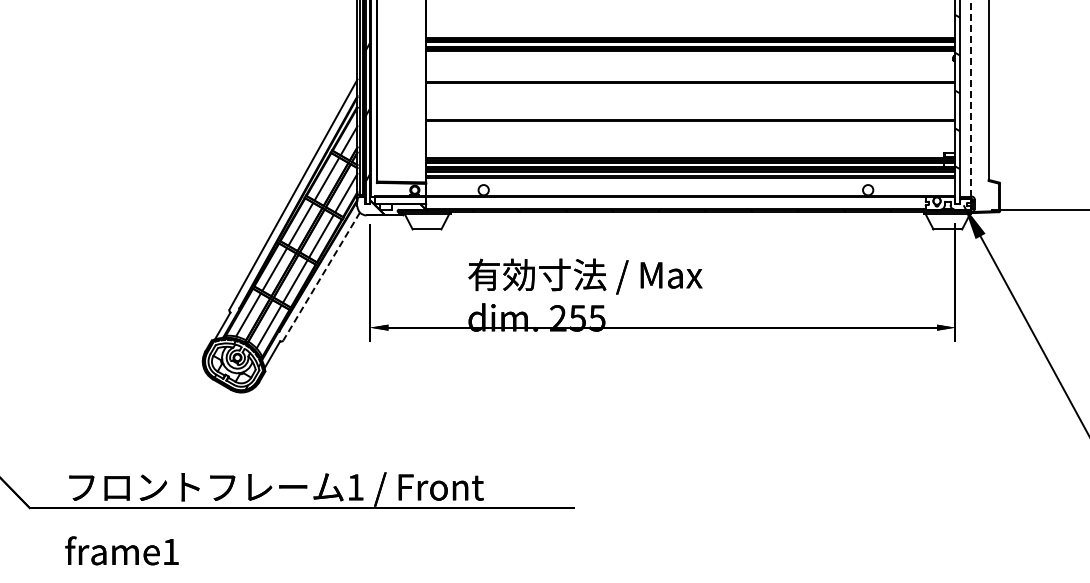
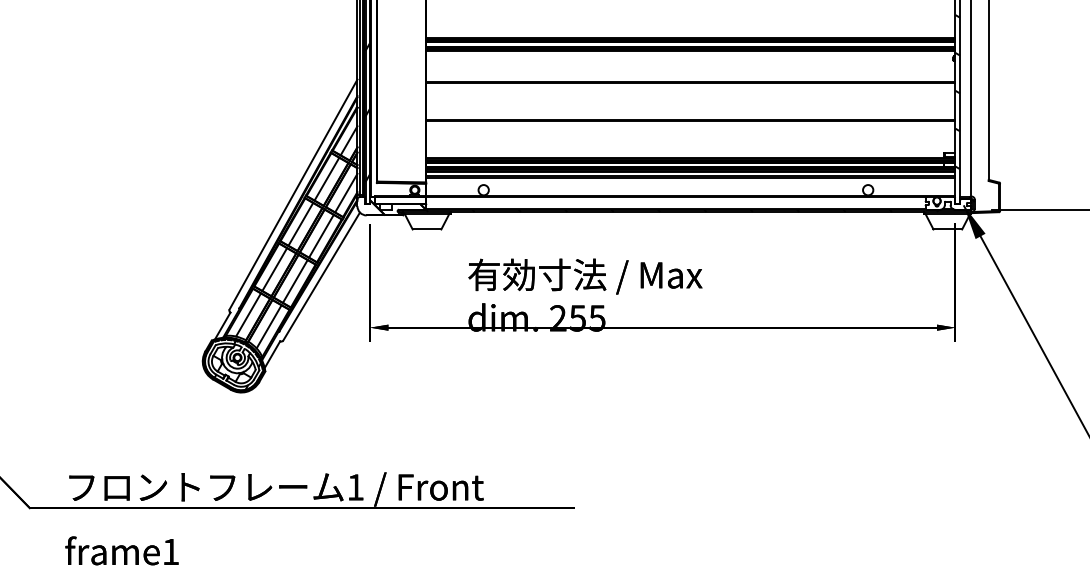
line: dashed -> solid (971, 98)
line: dashed -> solid (321, 276)
